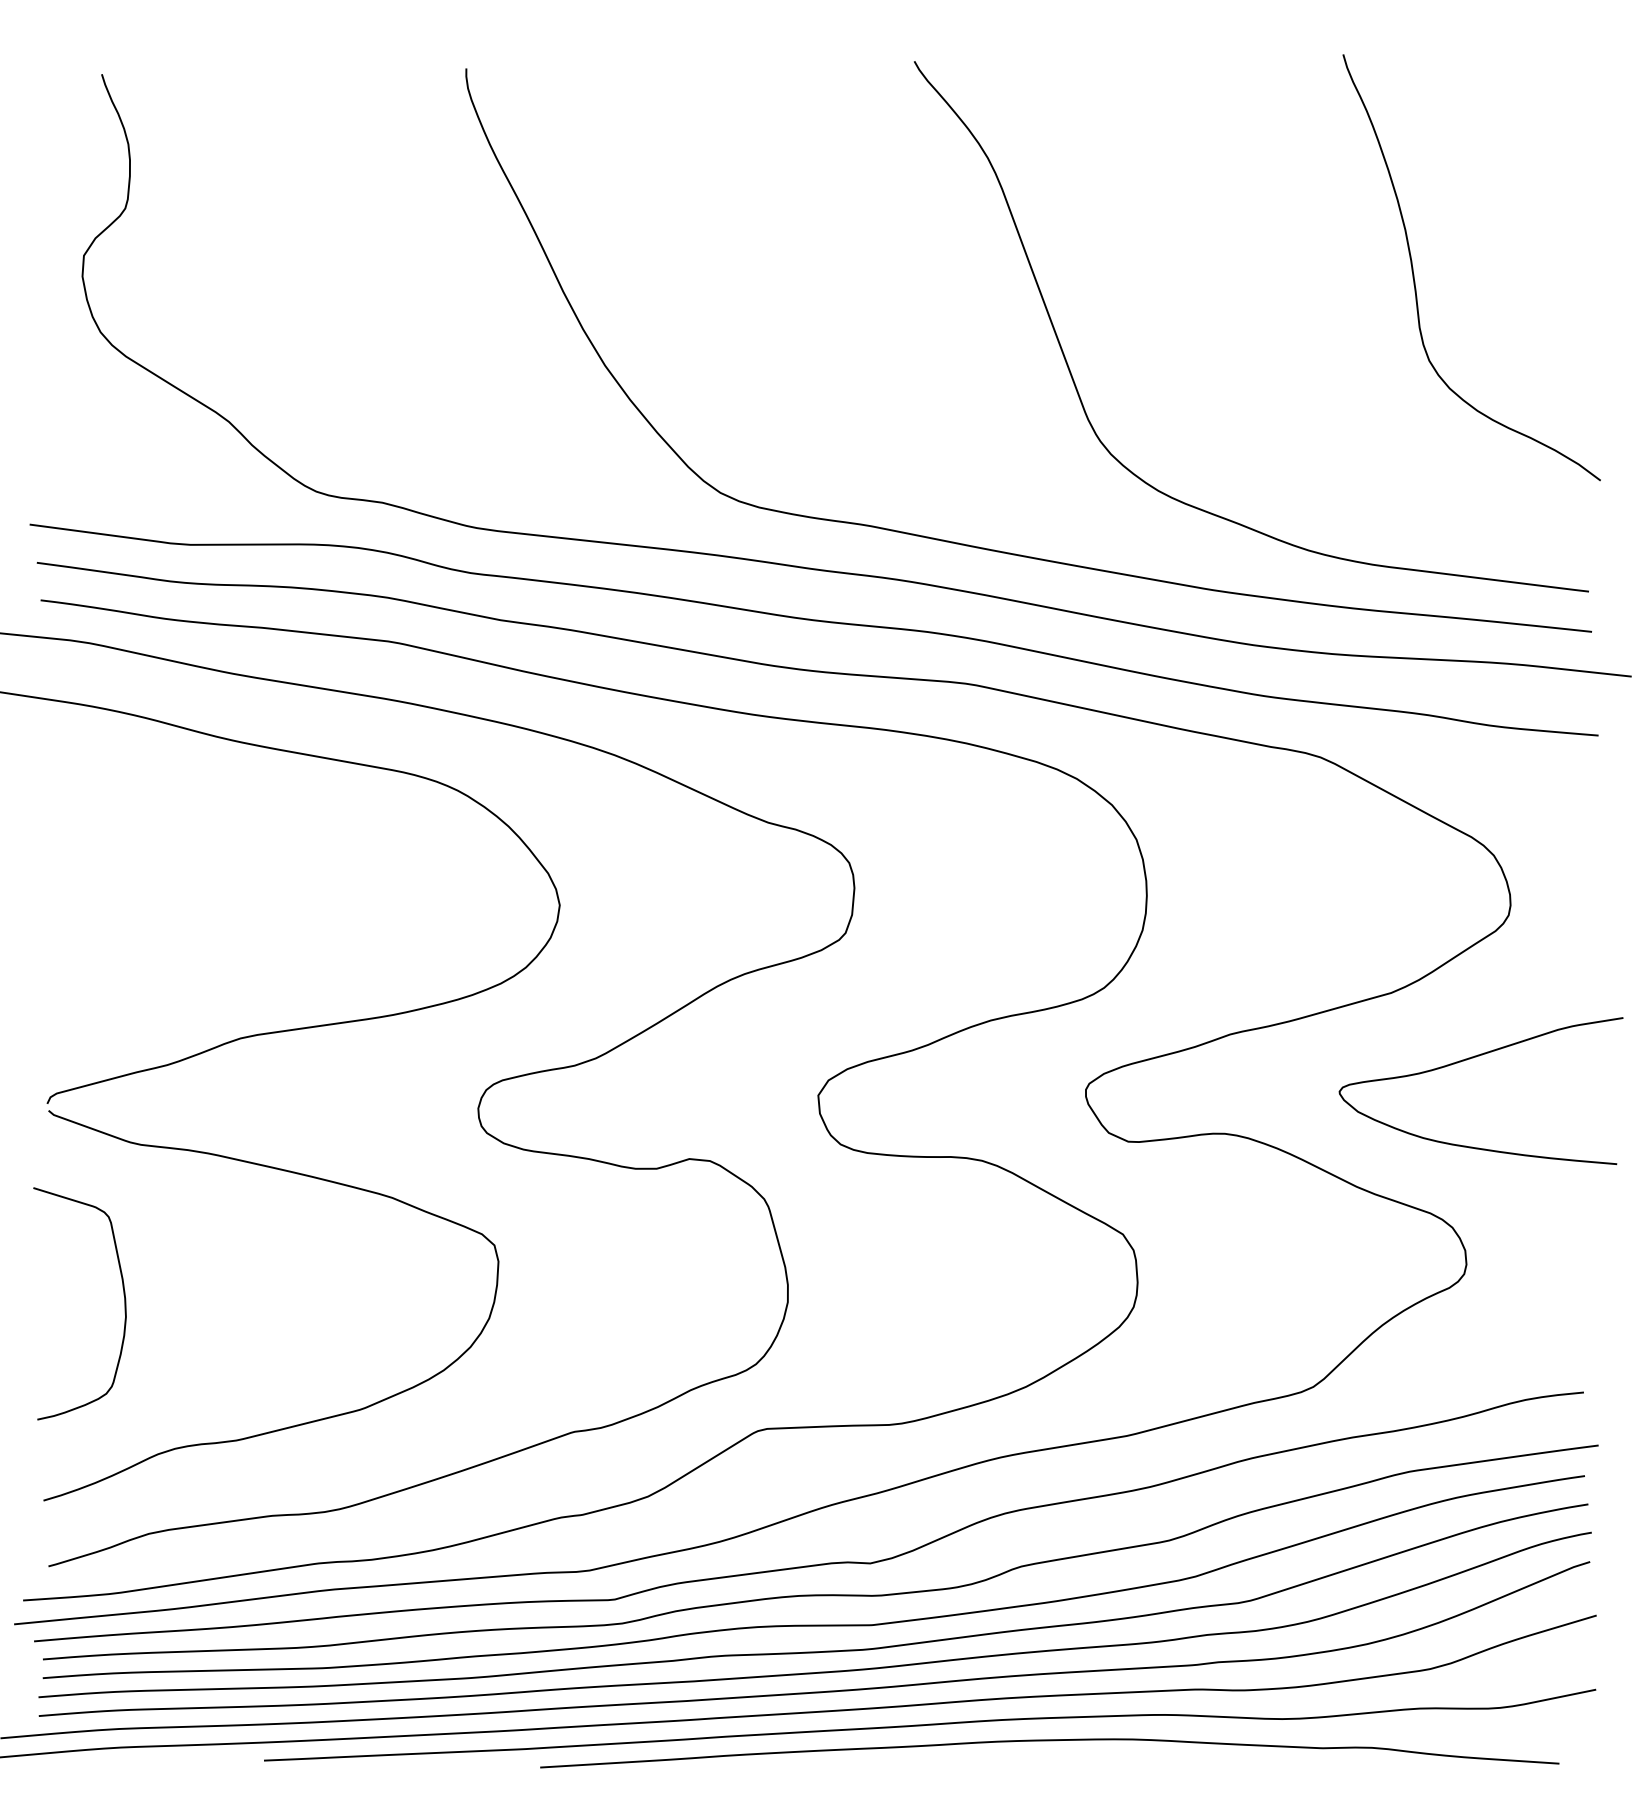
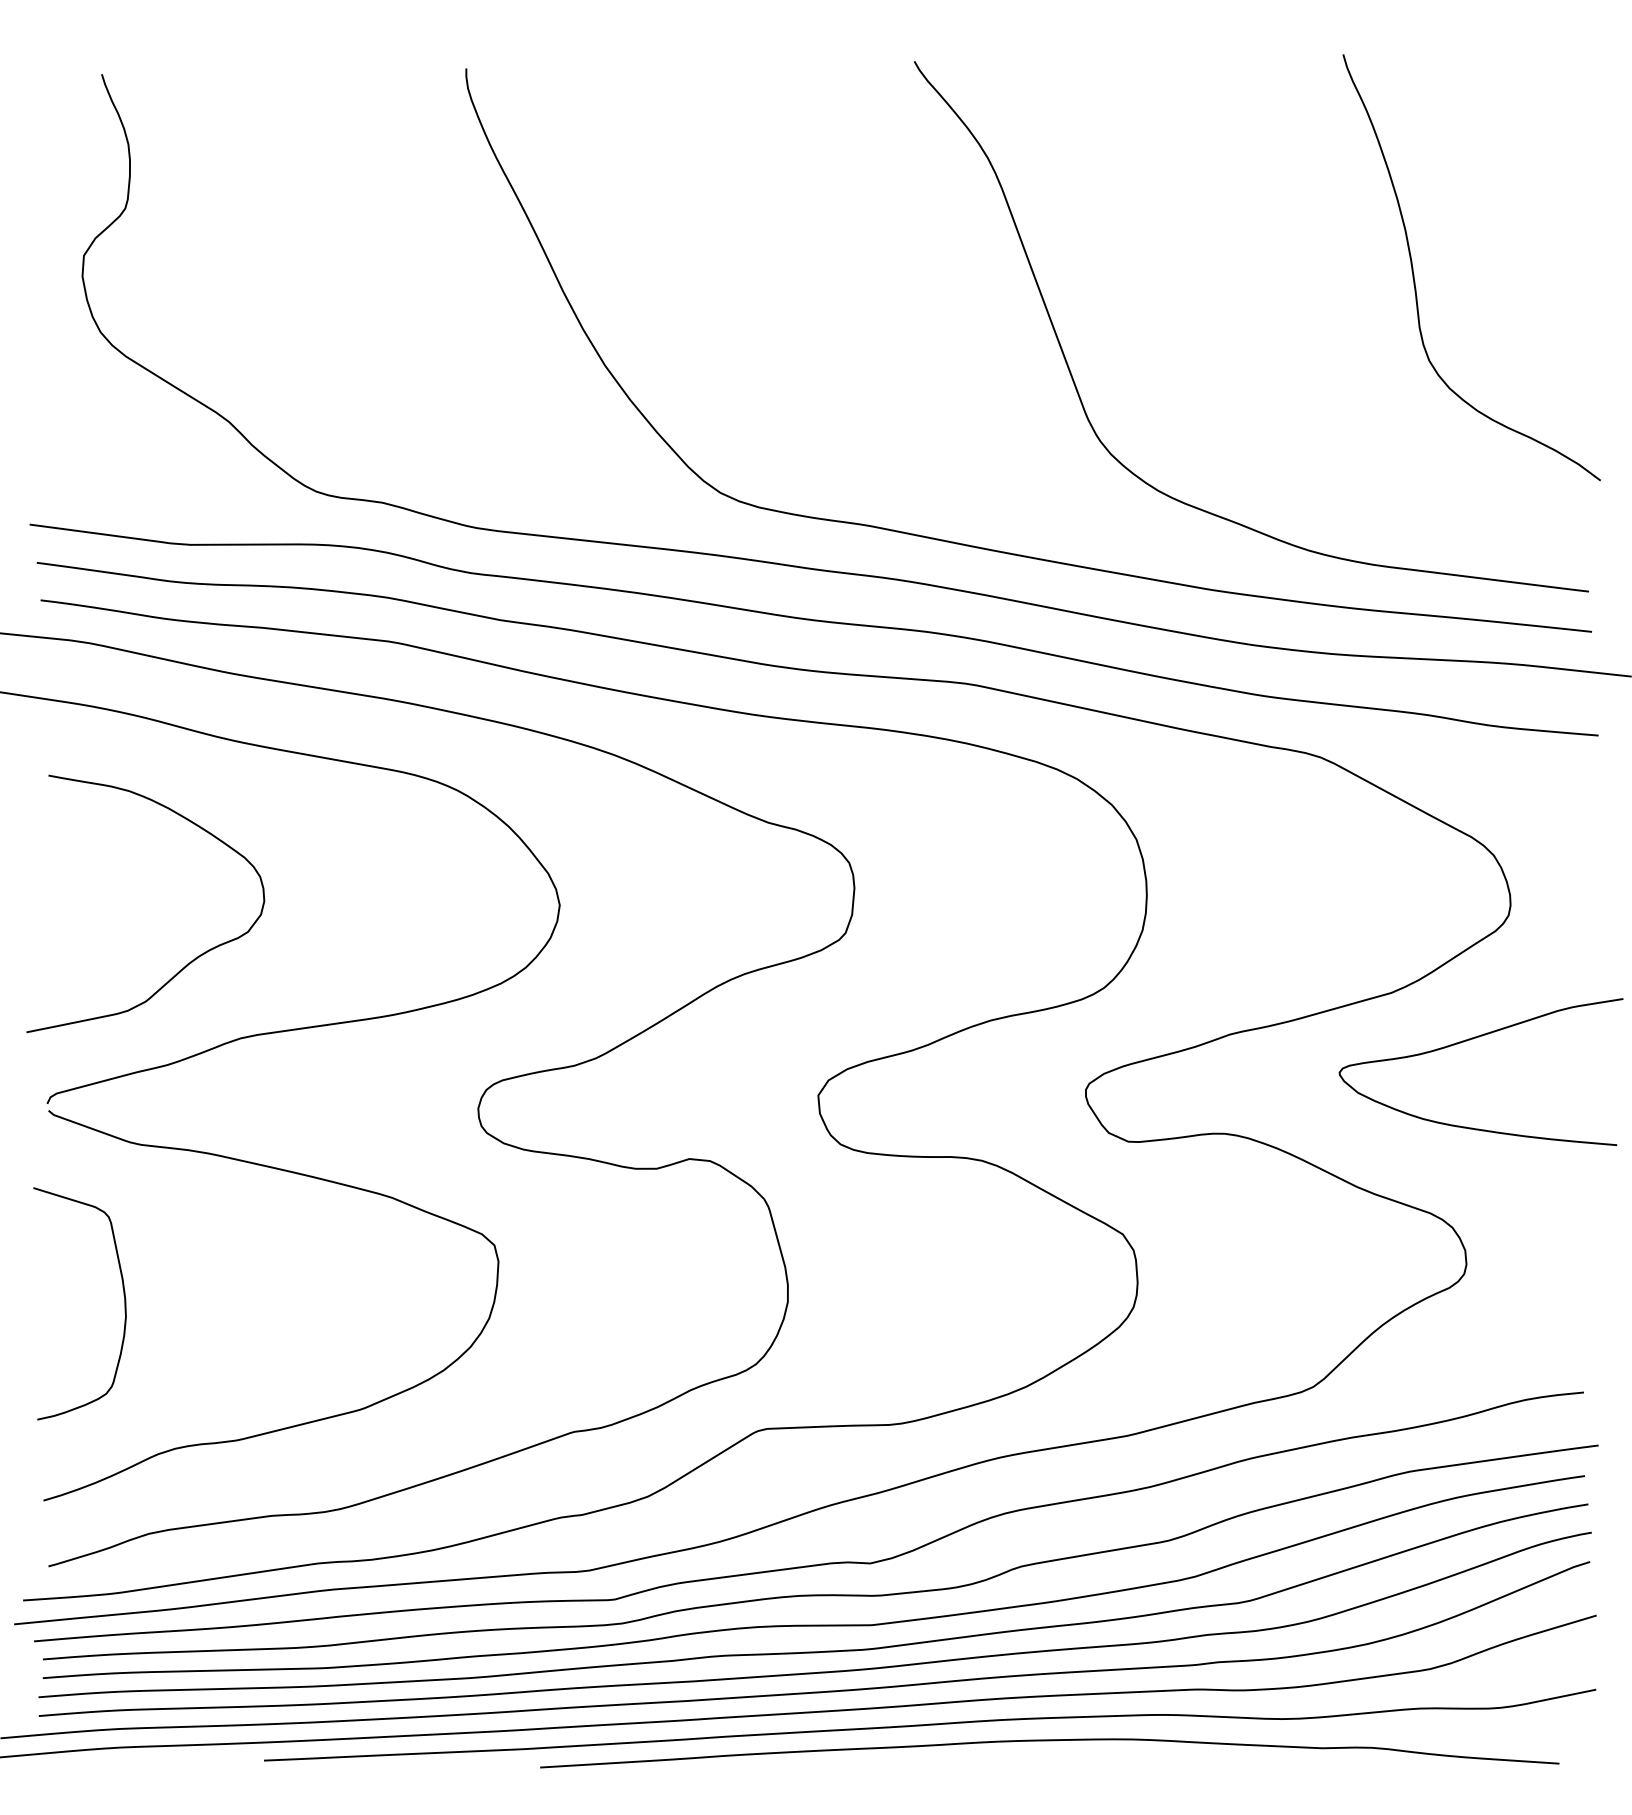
curve: none -> present (187, 963)
curve position: (1470, 1059) -> (1470, 1040) (1470, 1040)
